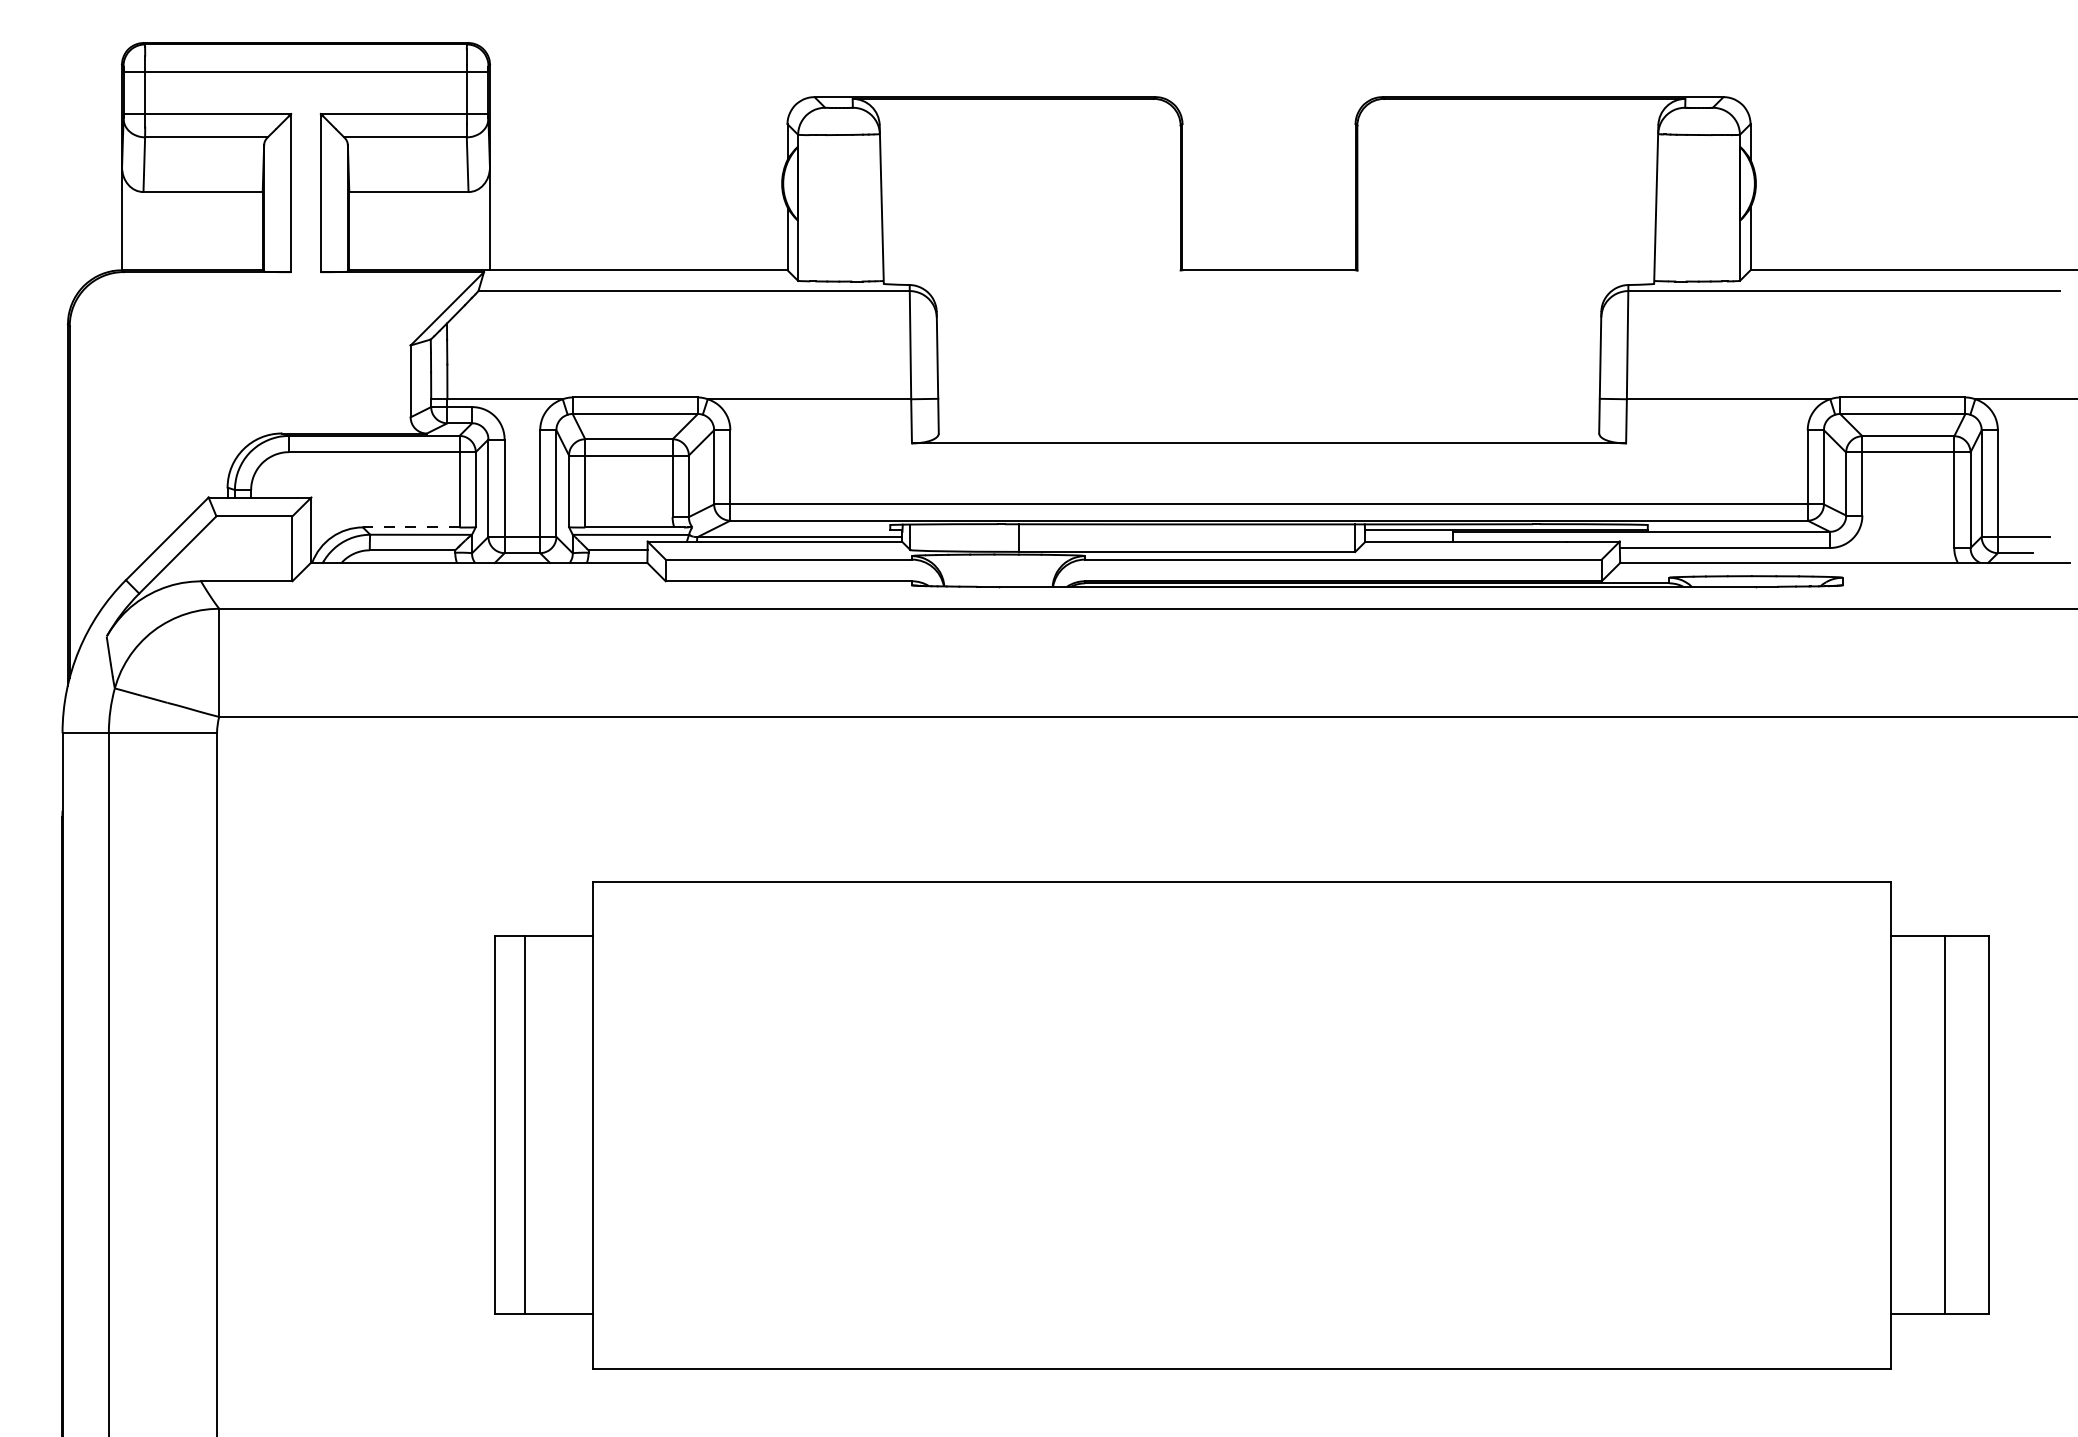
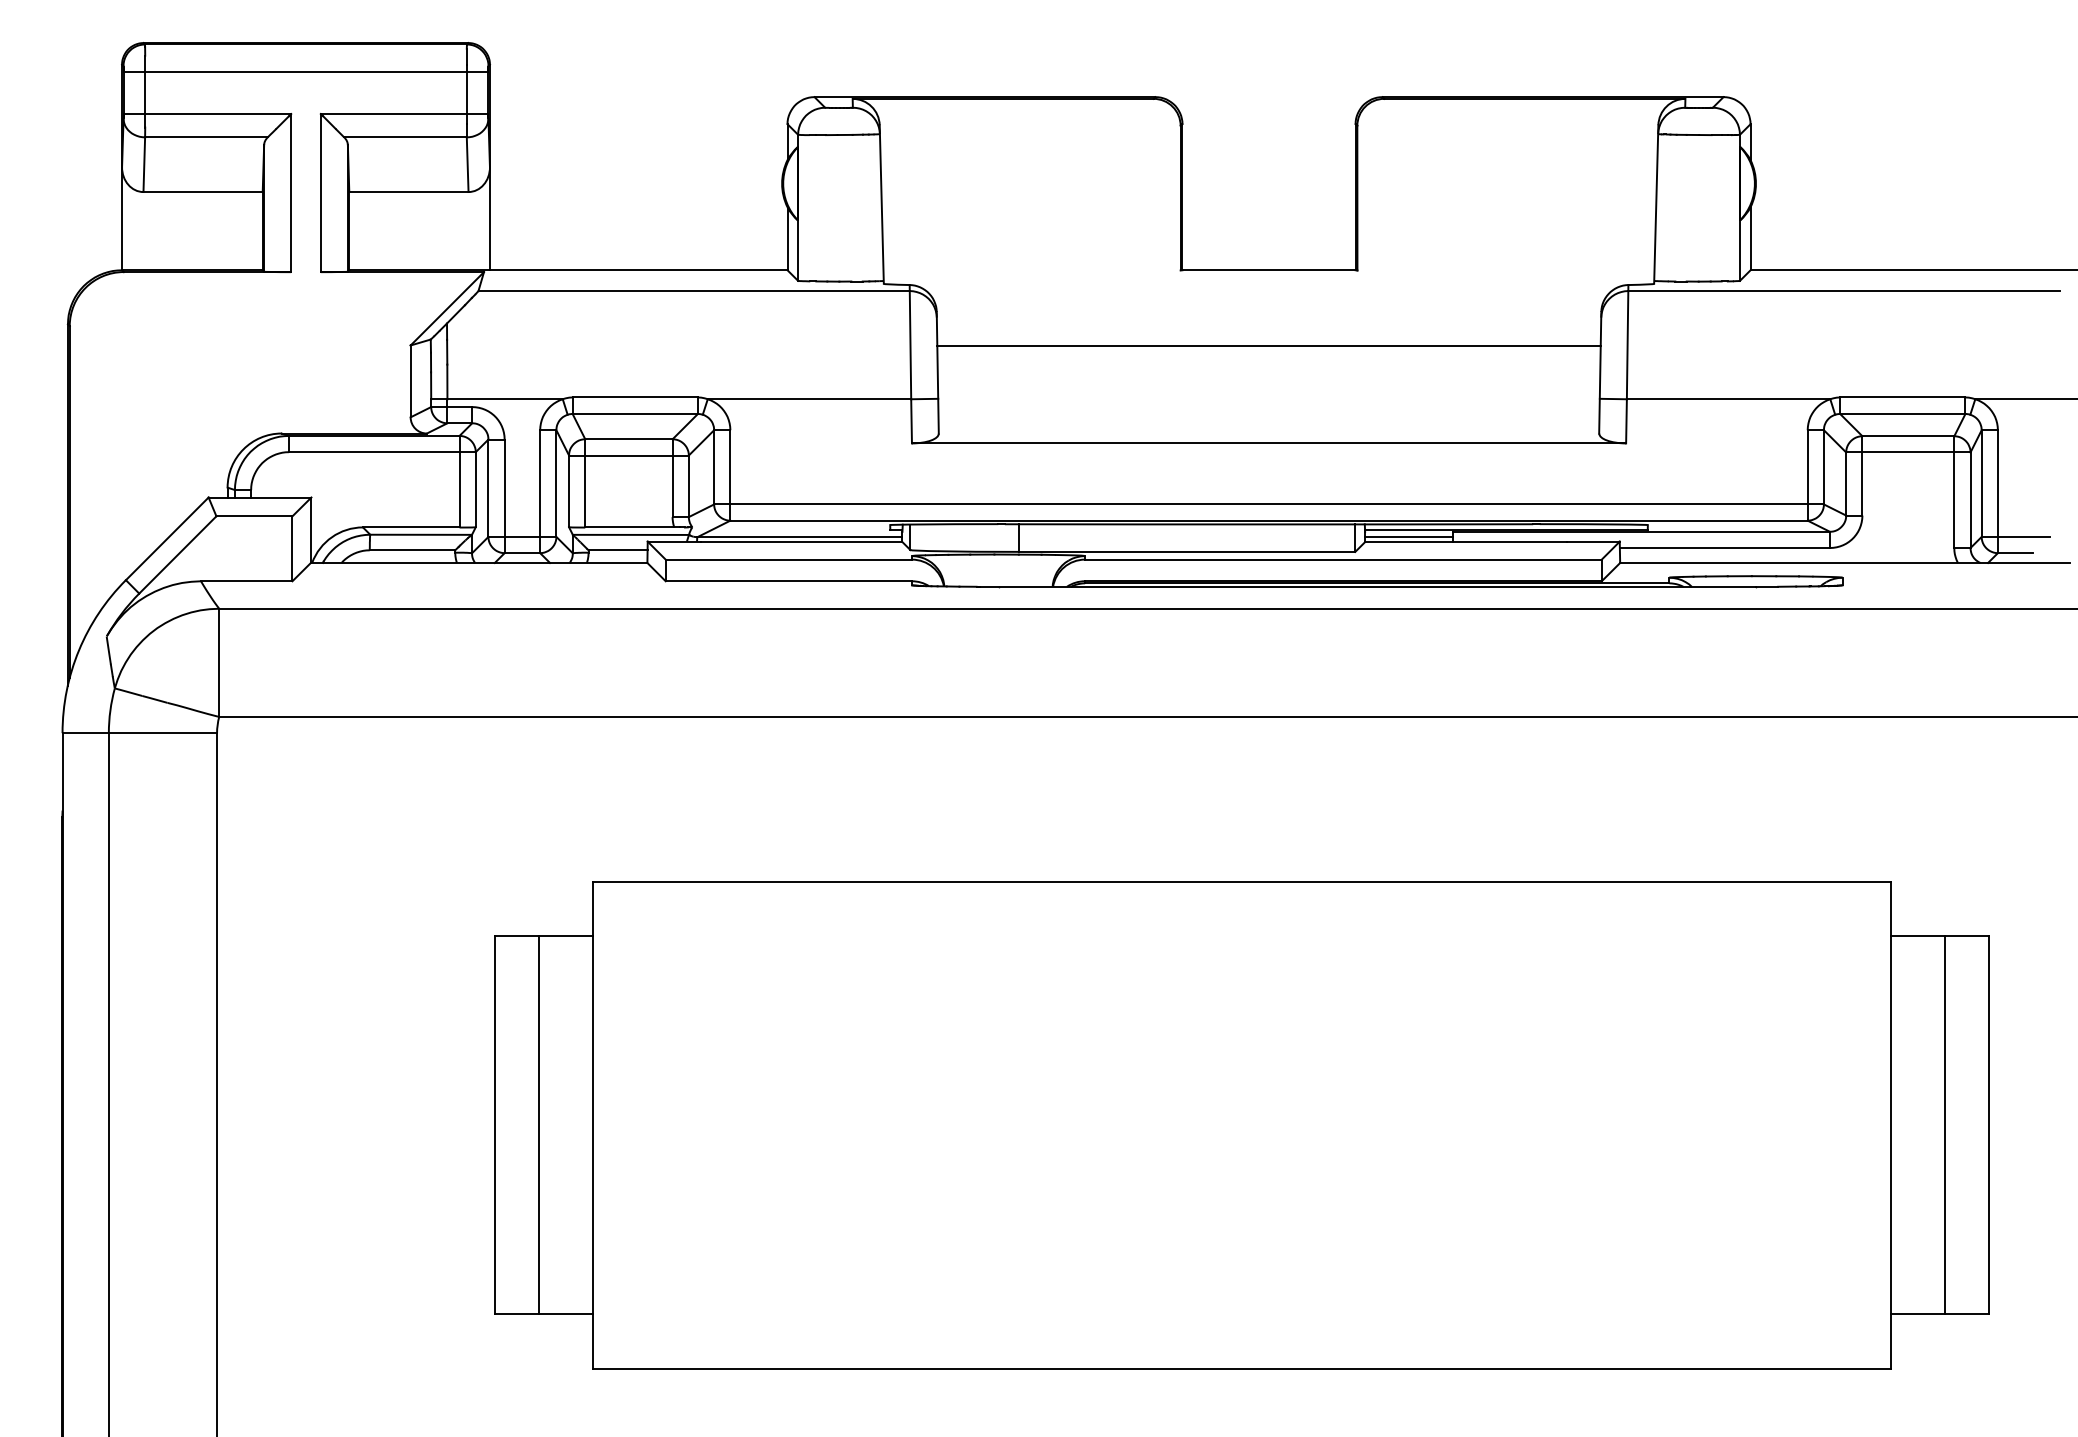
line: none -> present (1268, 346)
line: dashed -> solid (410, 527)
line: none -> present (1409, 537)
line position: (524, 1124) -> (538, 1124) (538, 1124)
